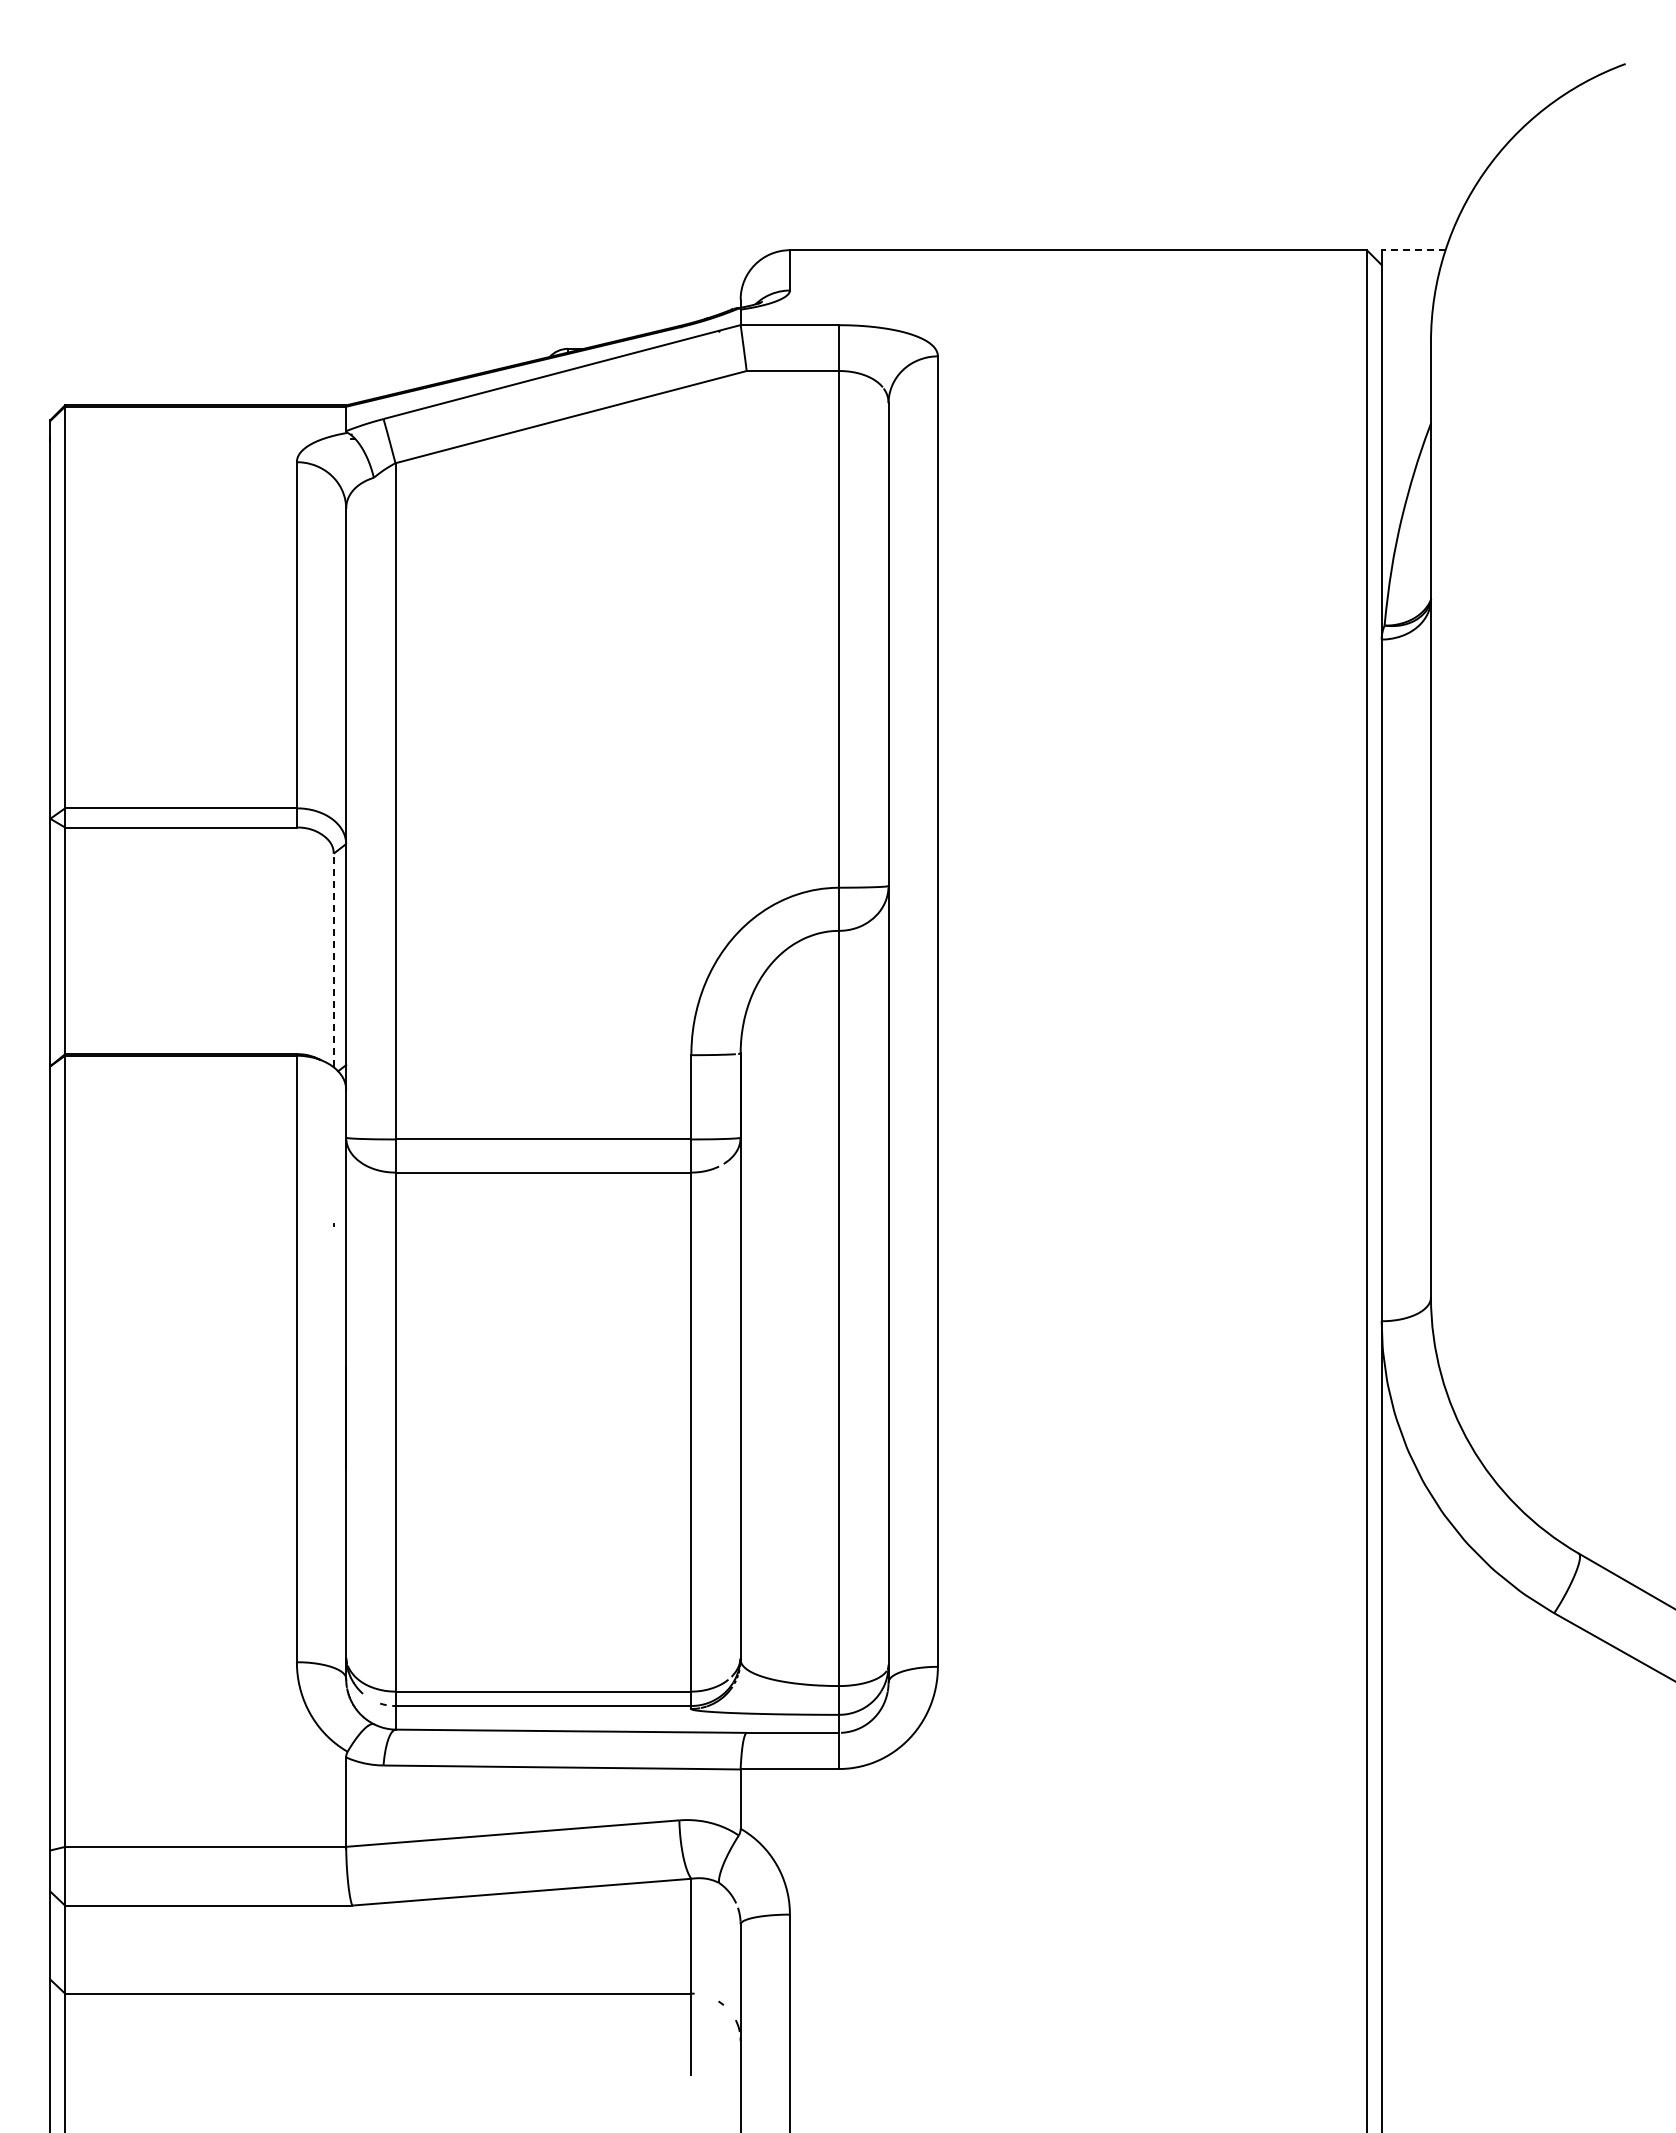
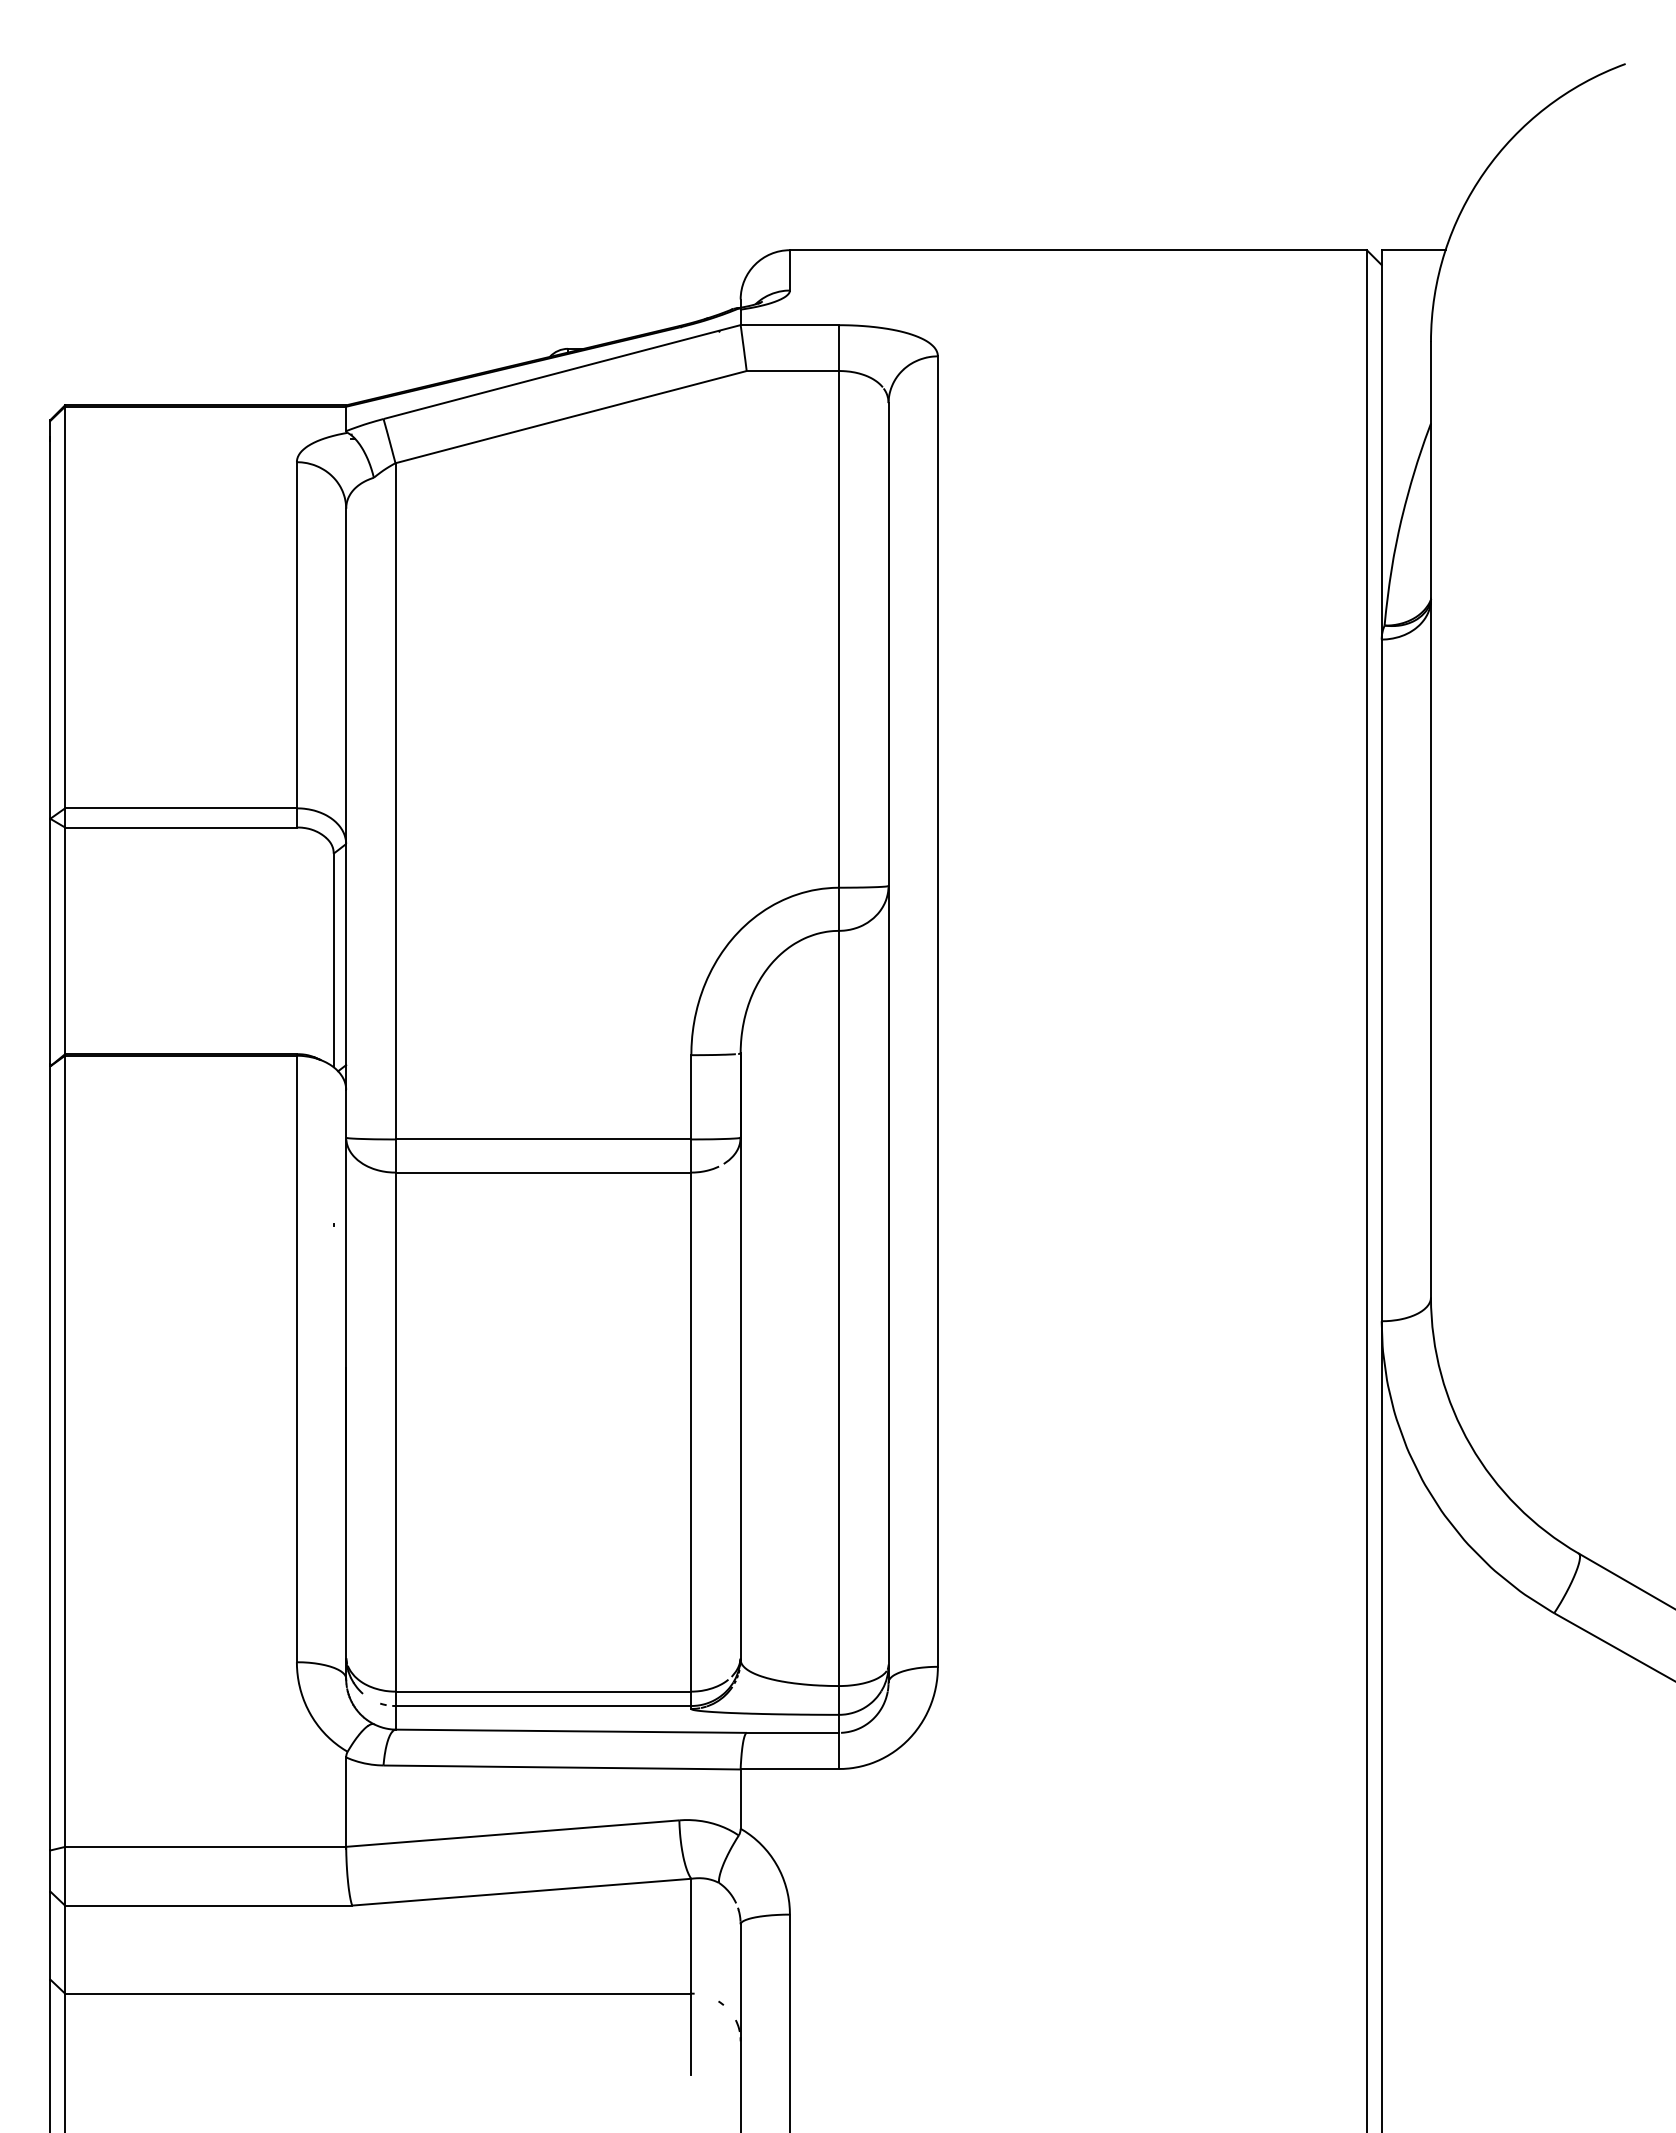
line: dashed -> solid (1413, 250)
line: dashed -> solid (333, 960)
